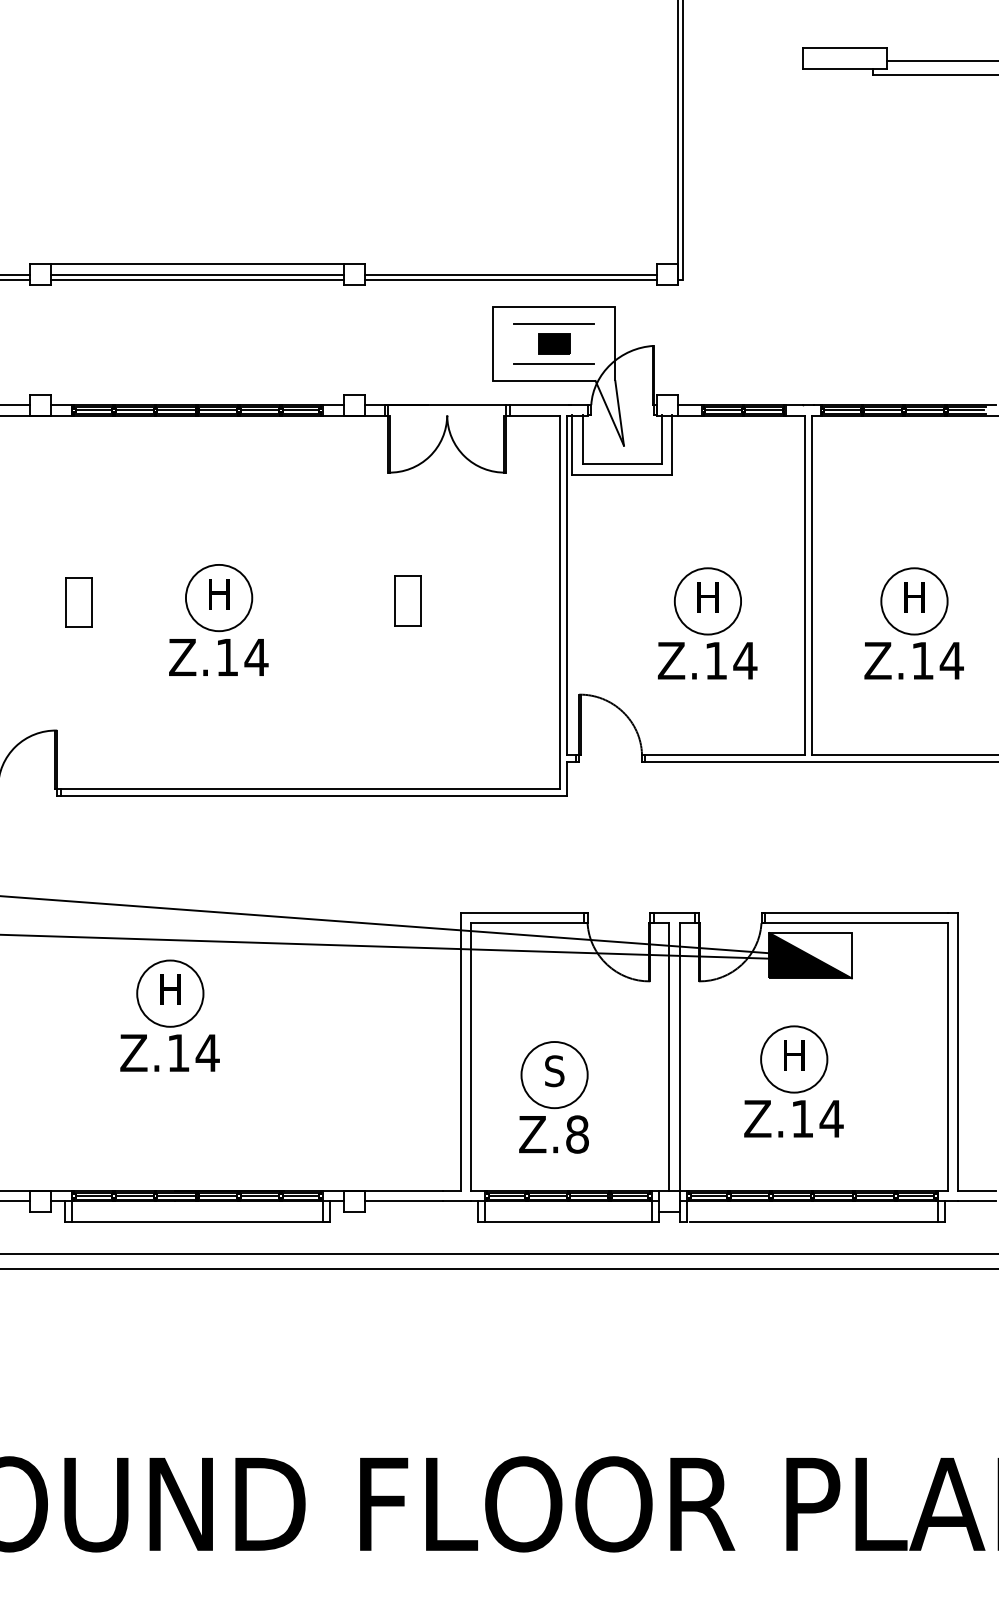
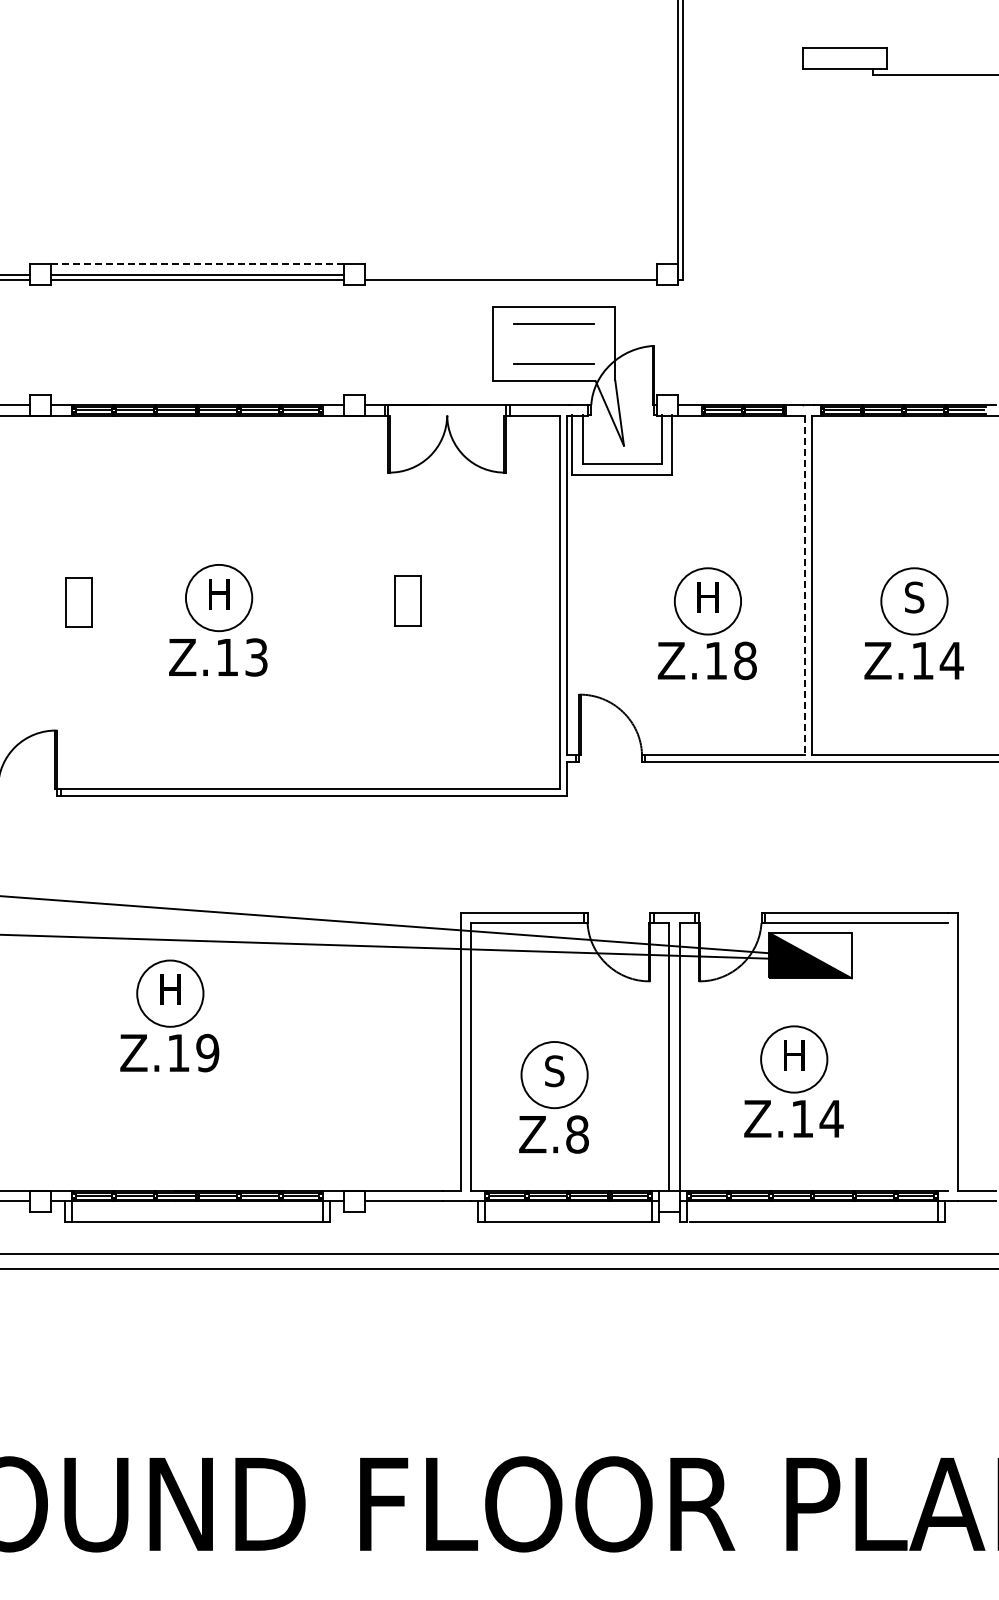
line: present -> none (940, 60)
line: solid -> dashed (197, 264)
line: present -> none (510, 274)
part: present -> none (554, 343)
line: solid -> dashed (805, 585)
text: H -> S (914, 597)
text: Z.14 -> Z.13 (256, 657)
text: Z.14 -> Z.18 (745, 660)
text: Z.14 -> Z.19 (207, 1052)
line: present -> none (947, 1057)
